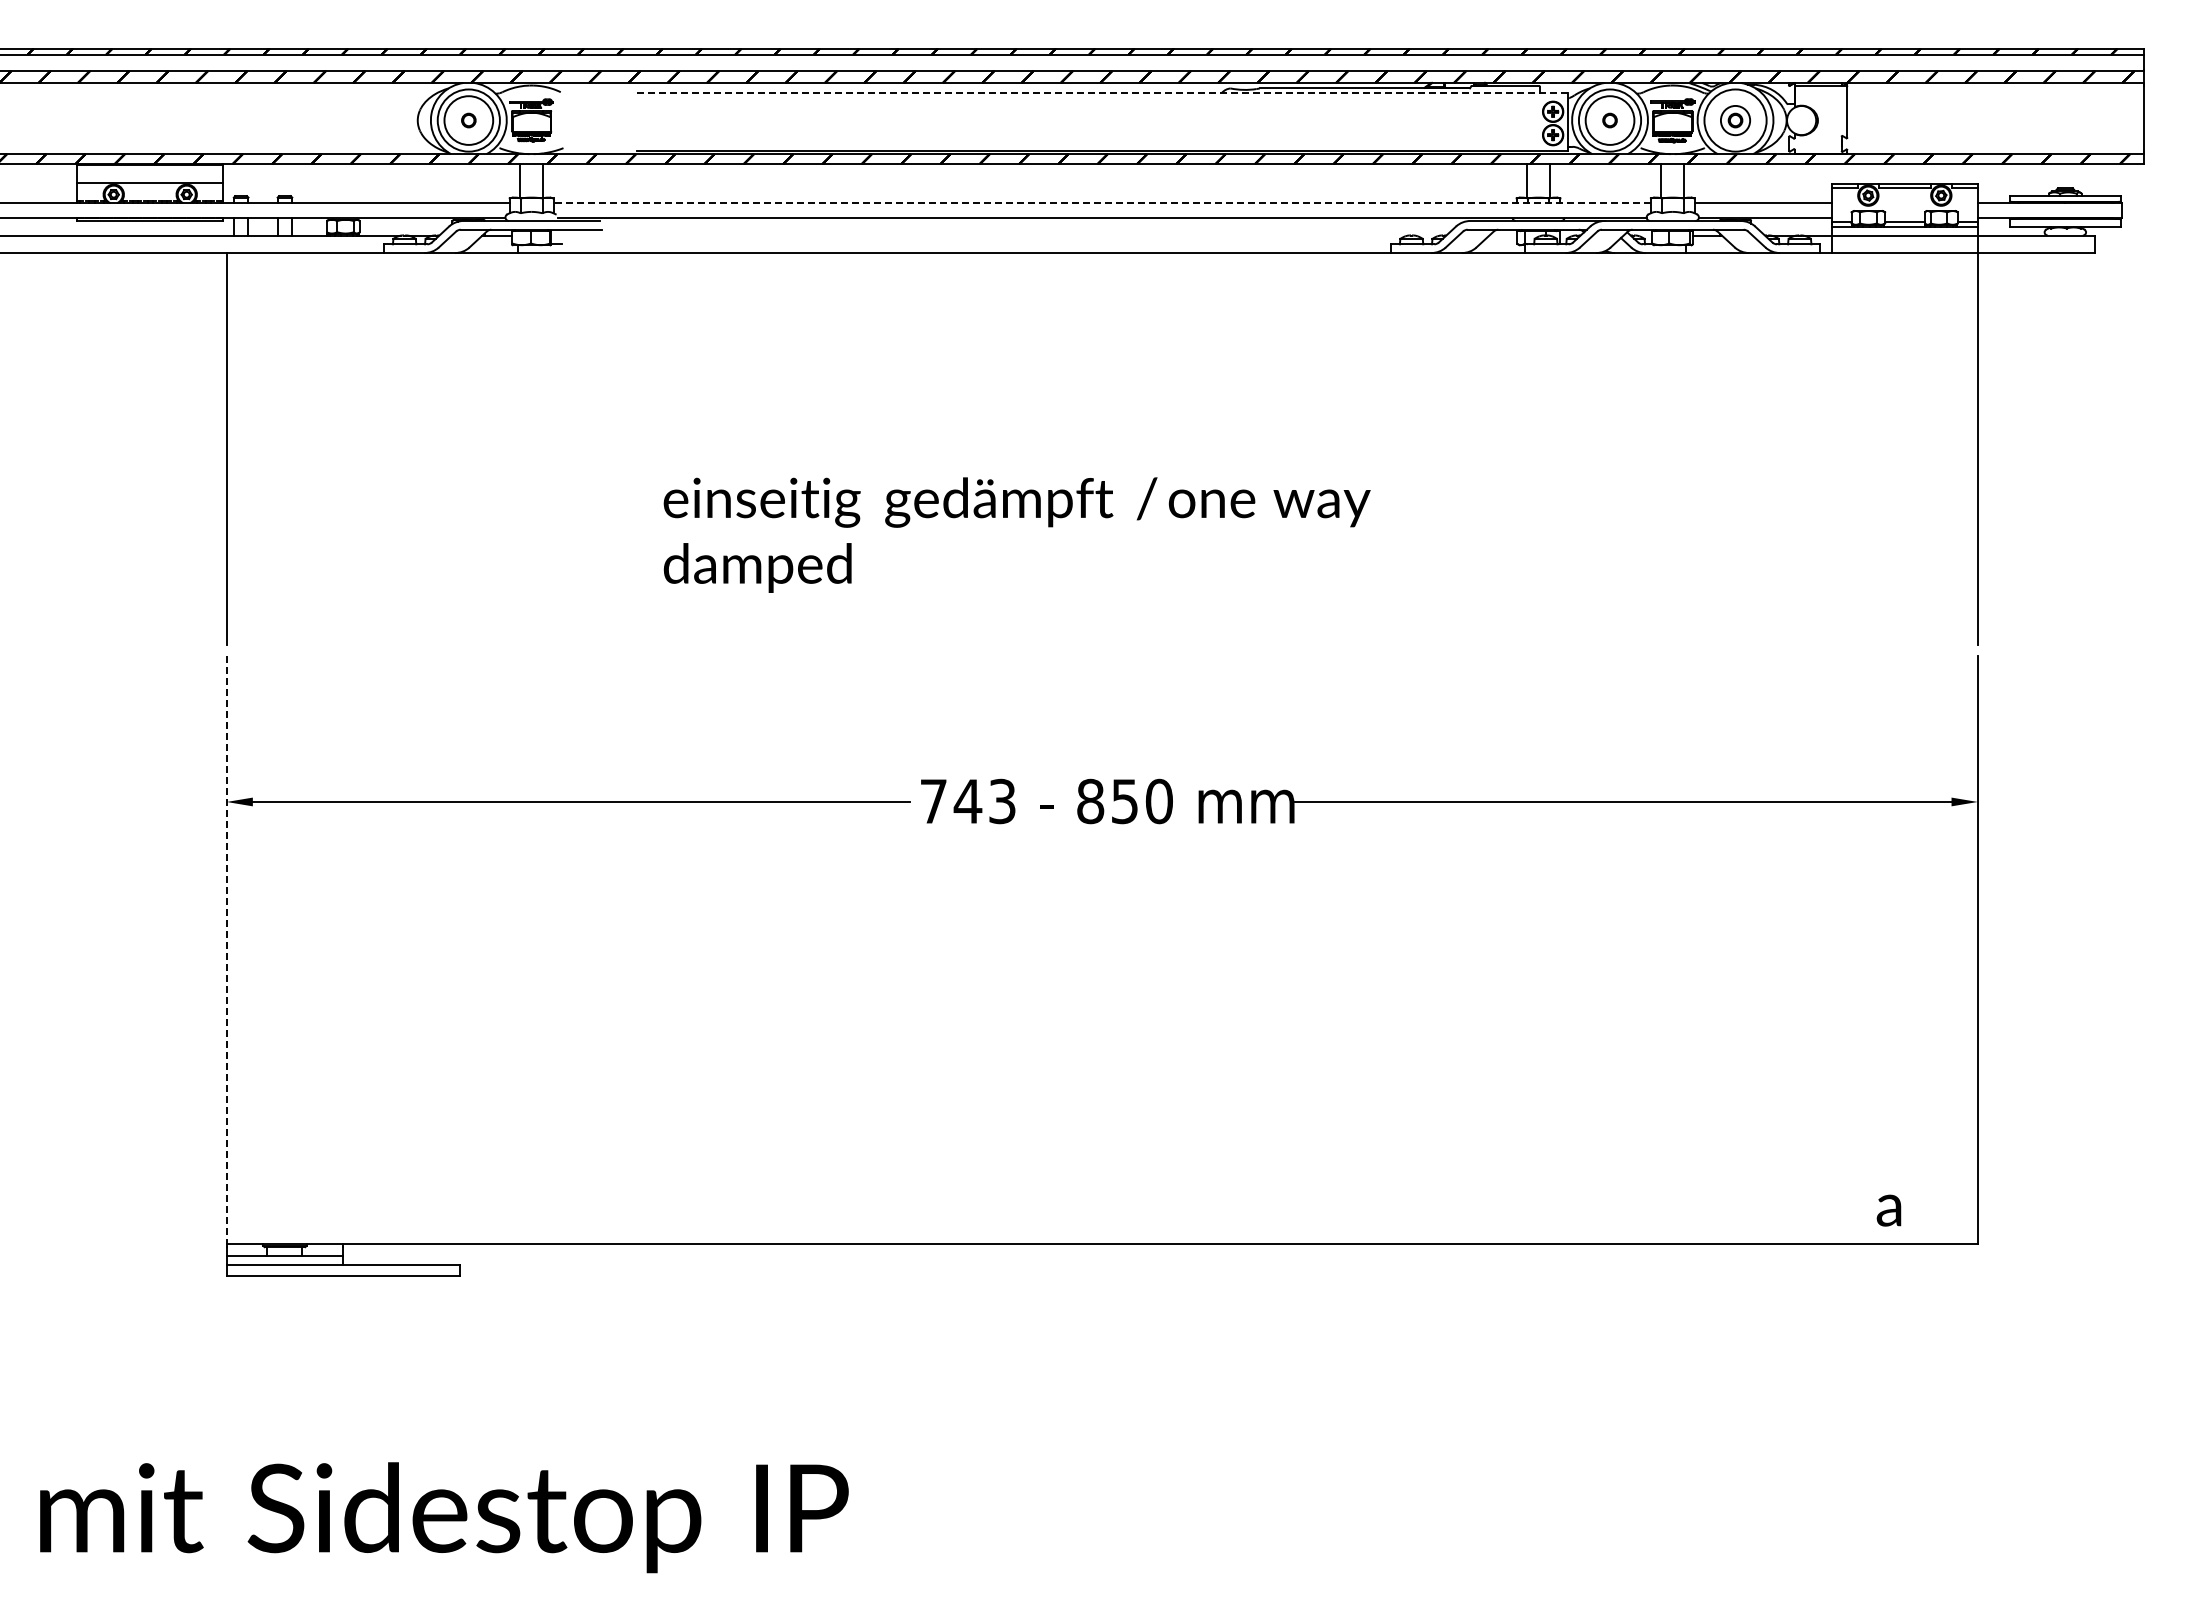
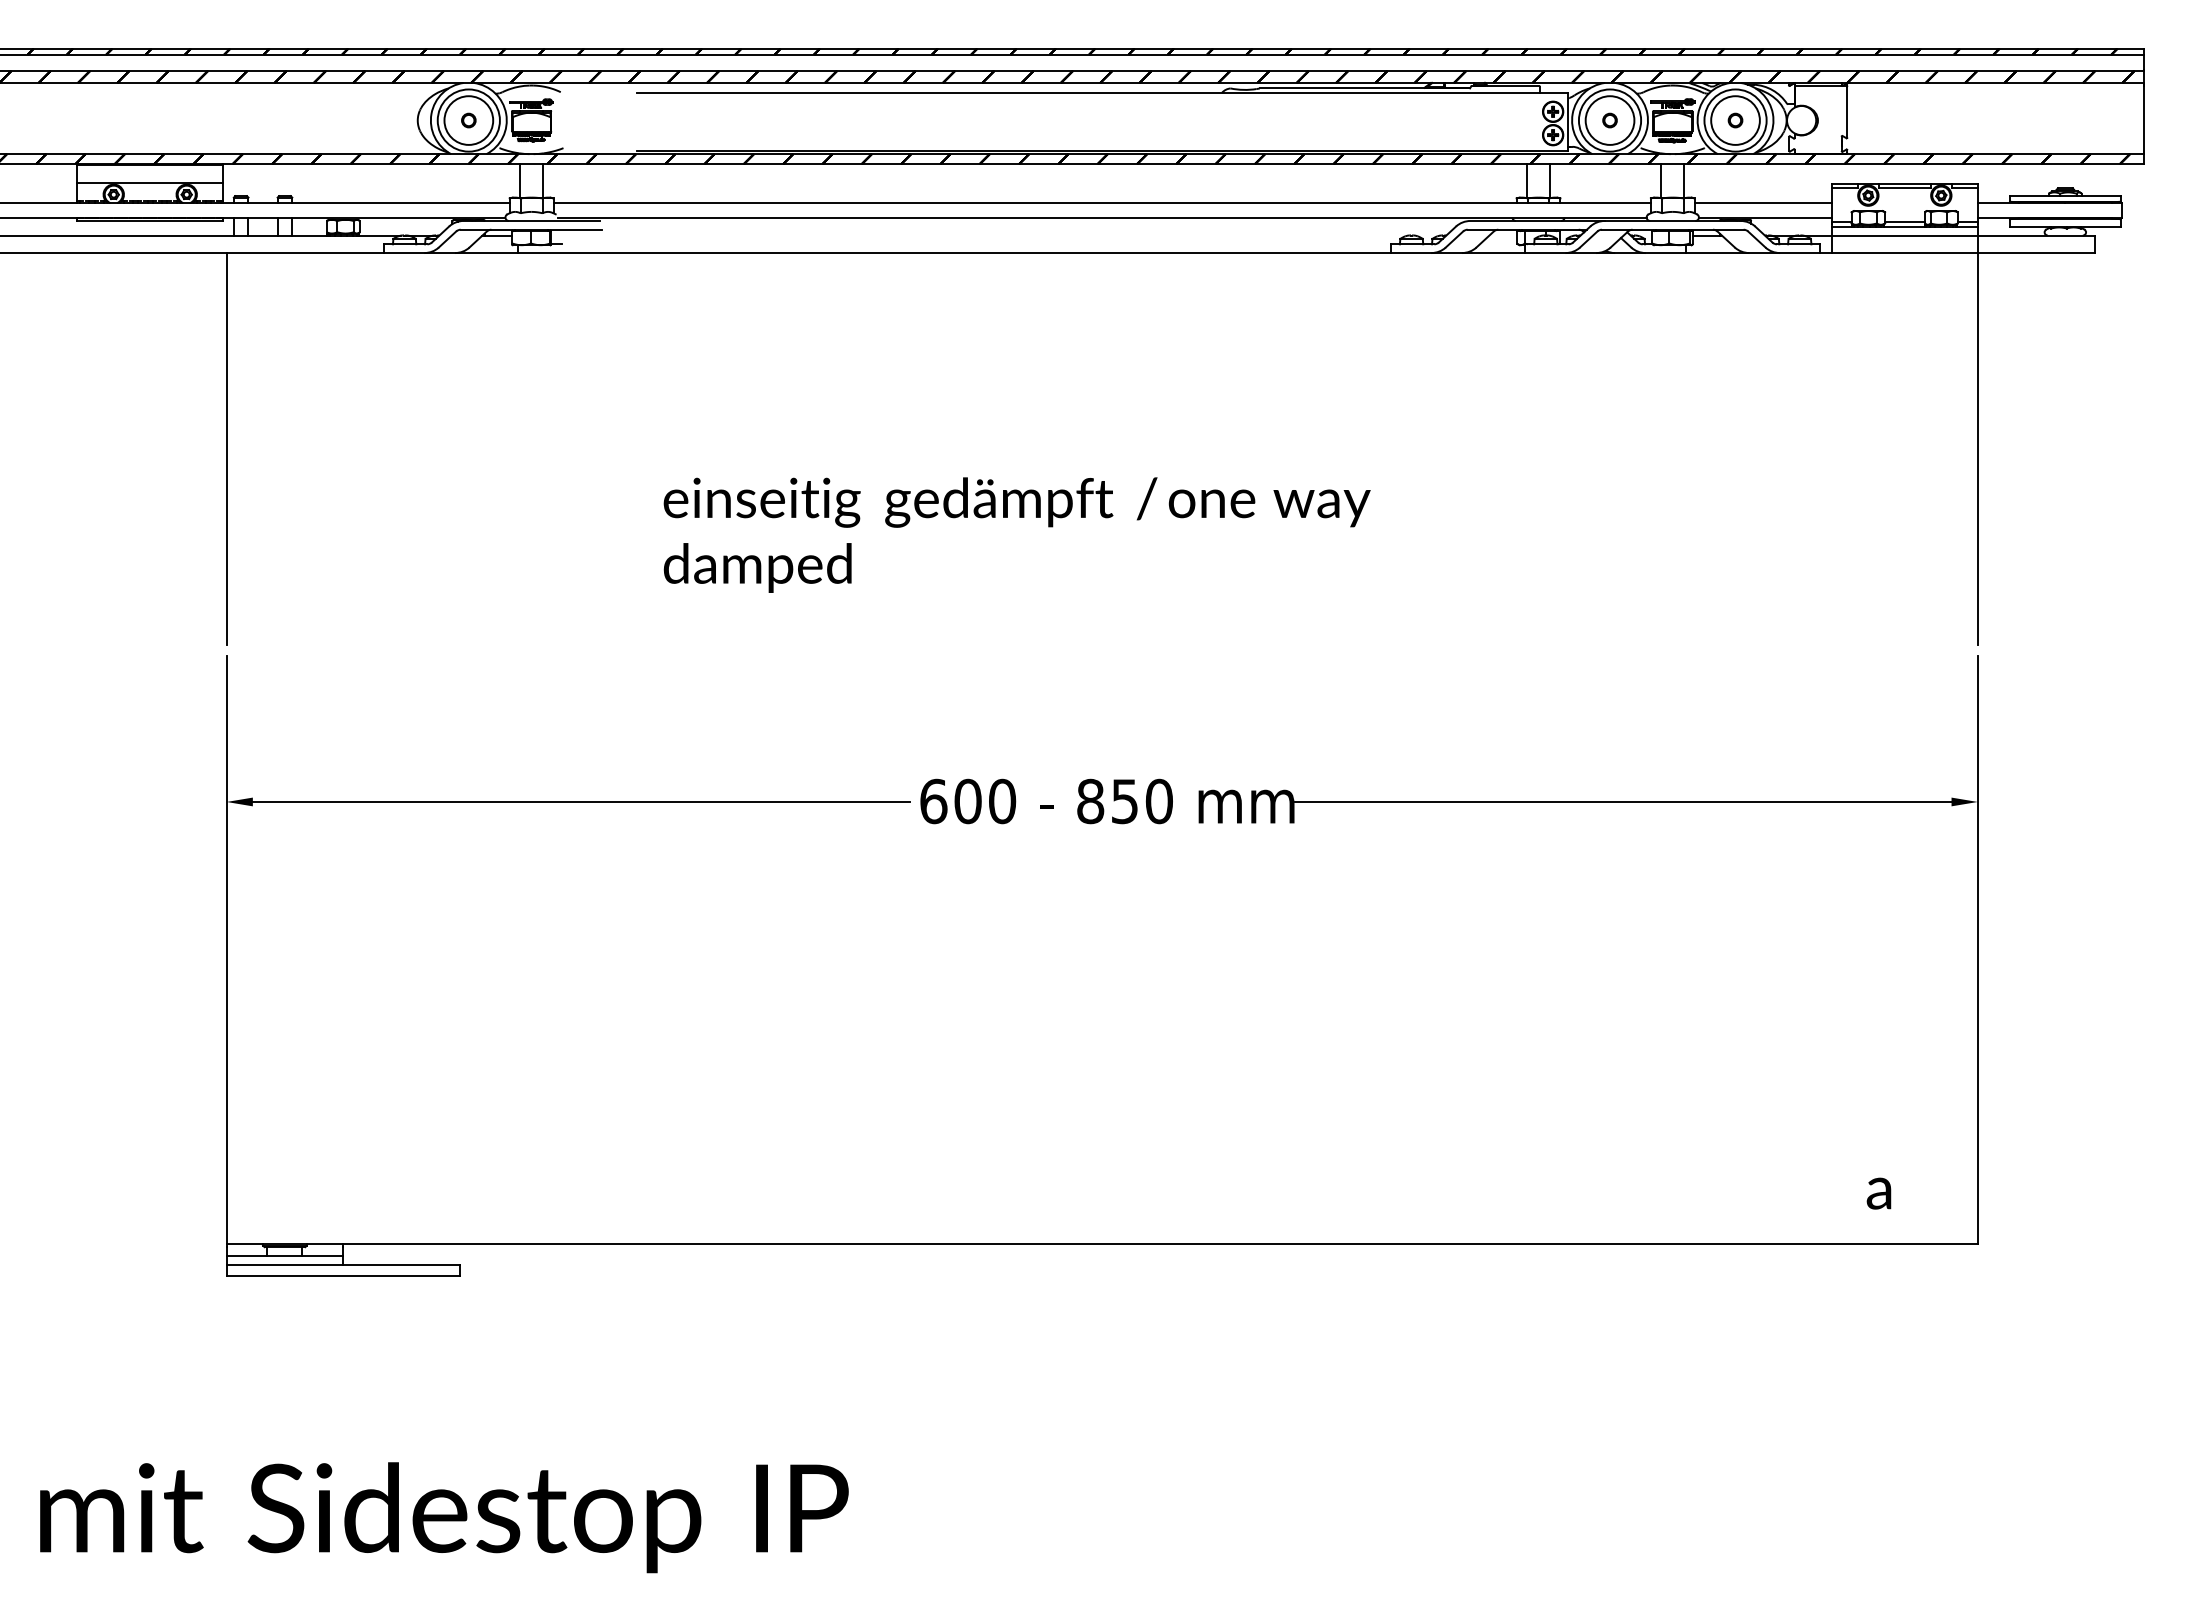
line: dashed -> solid (1102, 92)
circle diameter: 29 px -> 49 px (1735, 120)
line: dashed -> solid (1102, 203)
text: 743 -> 600 (968, 801)
line: dashed -> solid (226, 950)
text position: (1888, 1210) -> (1878, 1193) (1878, 1193)
